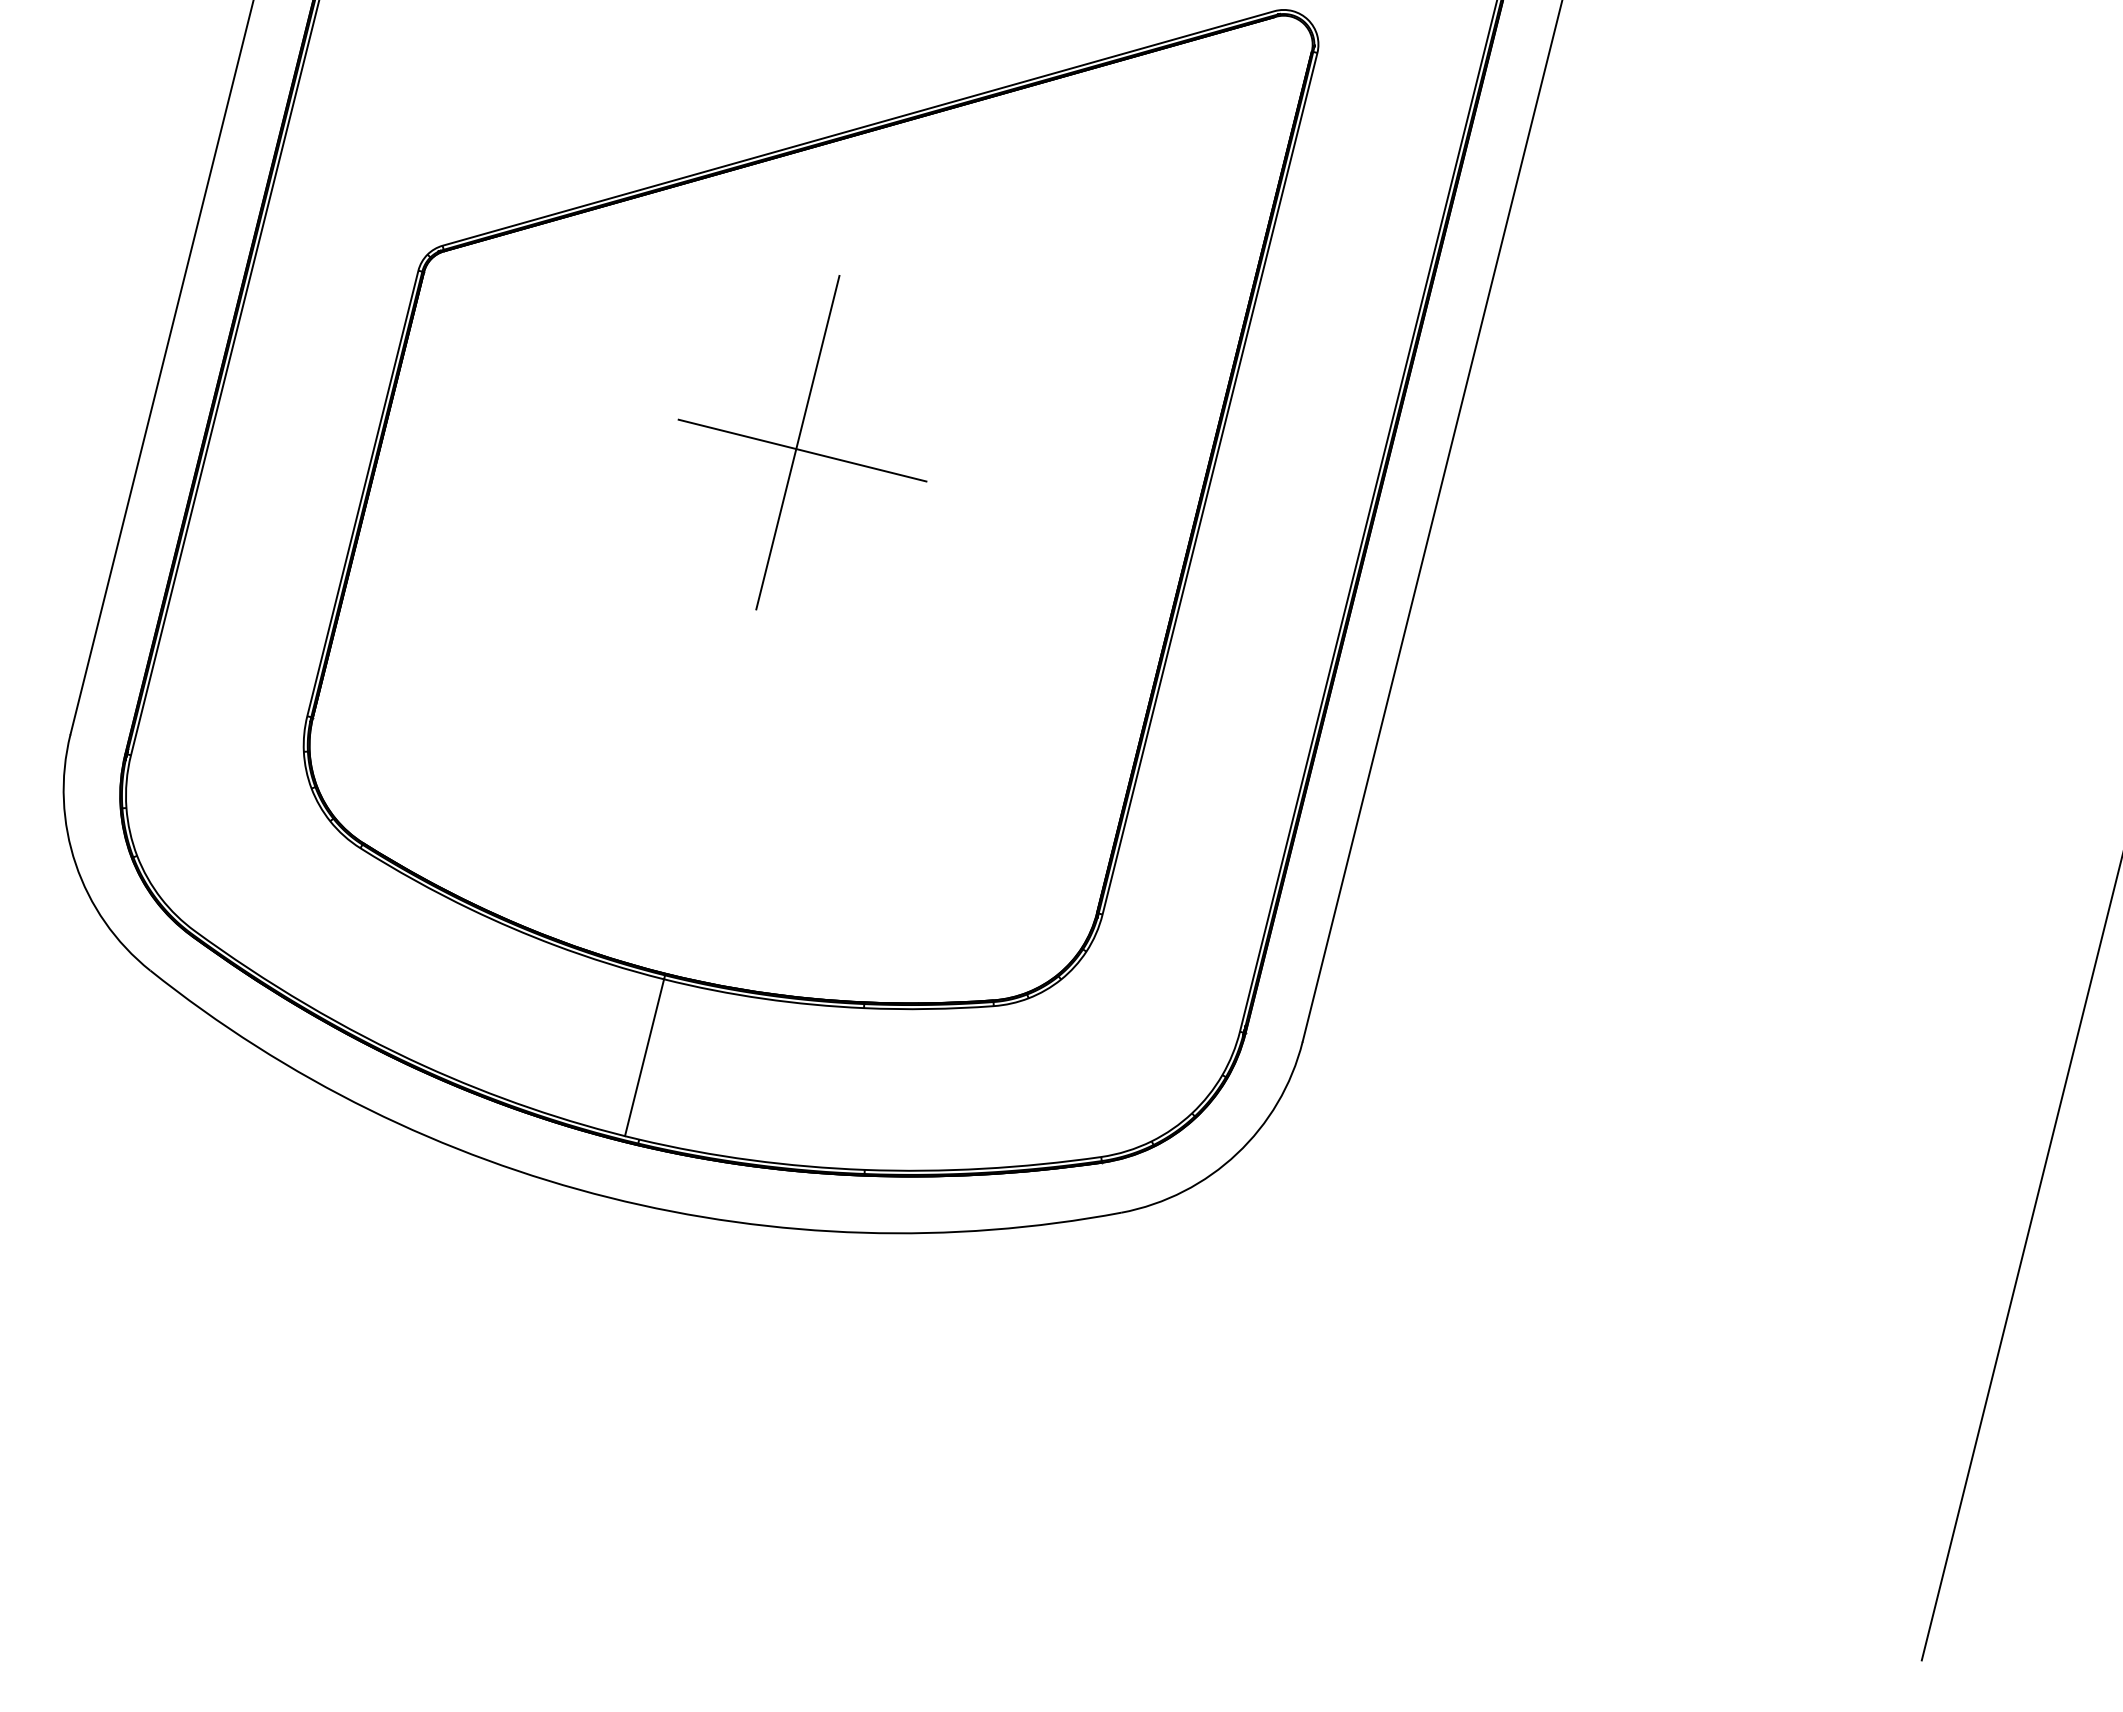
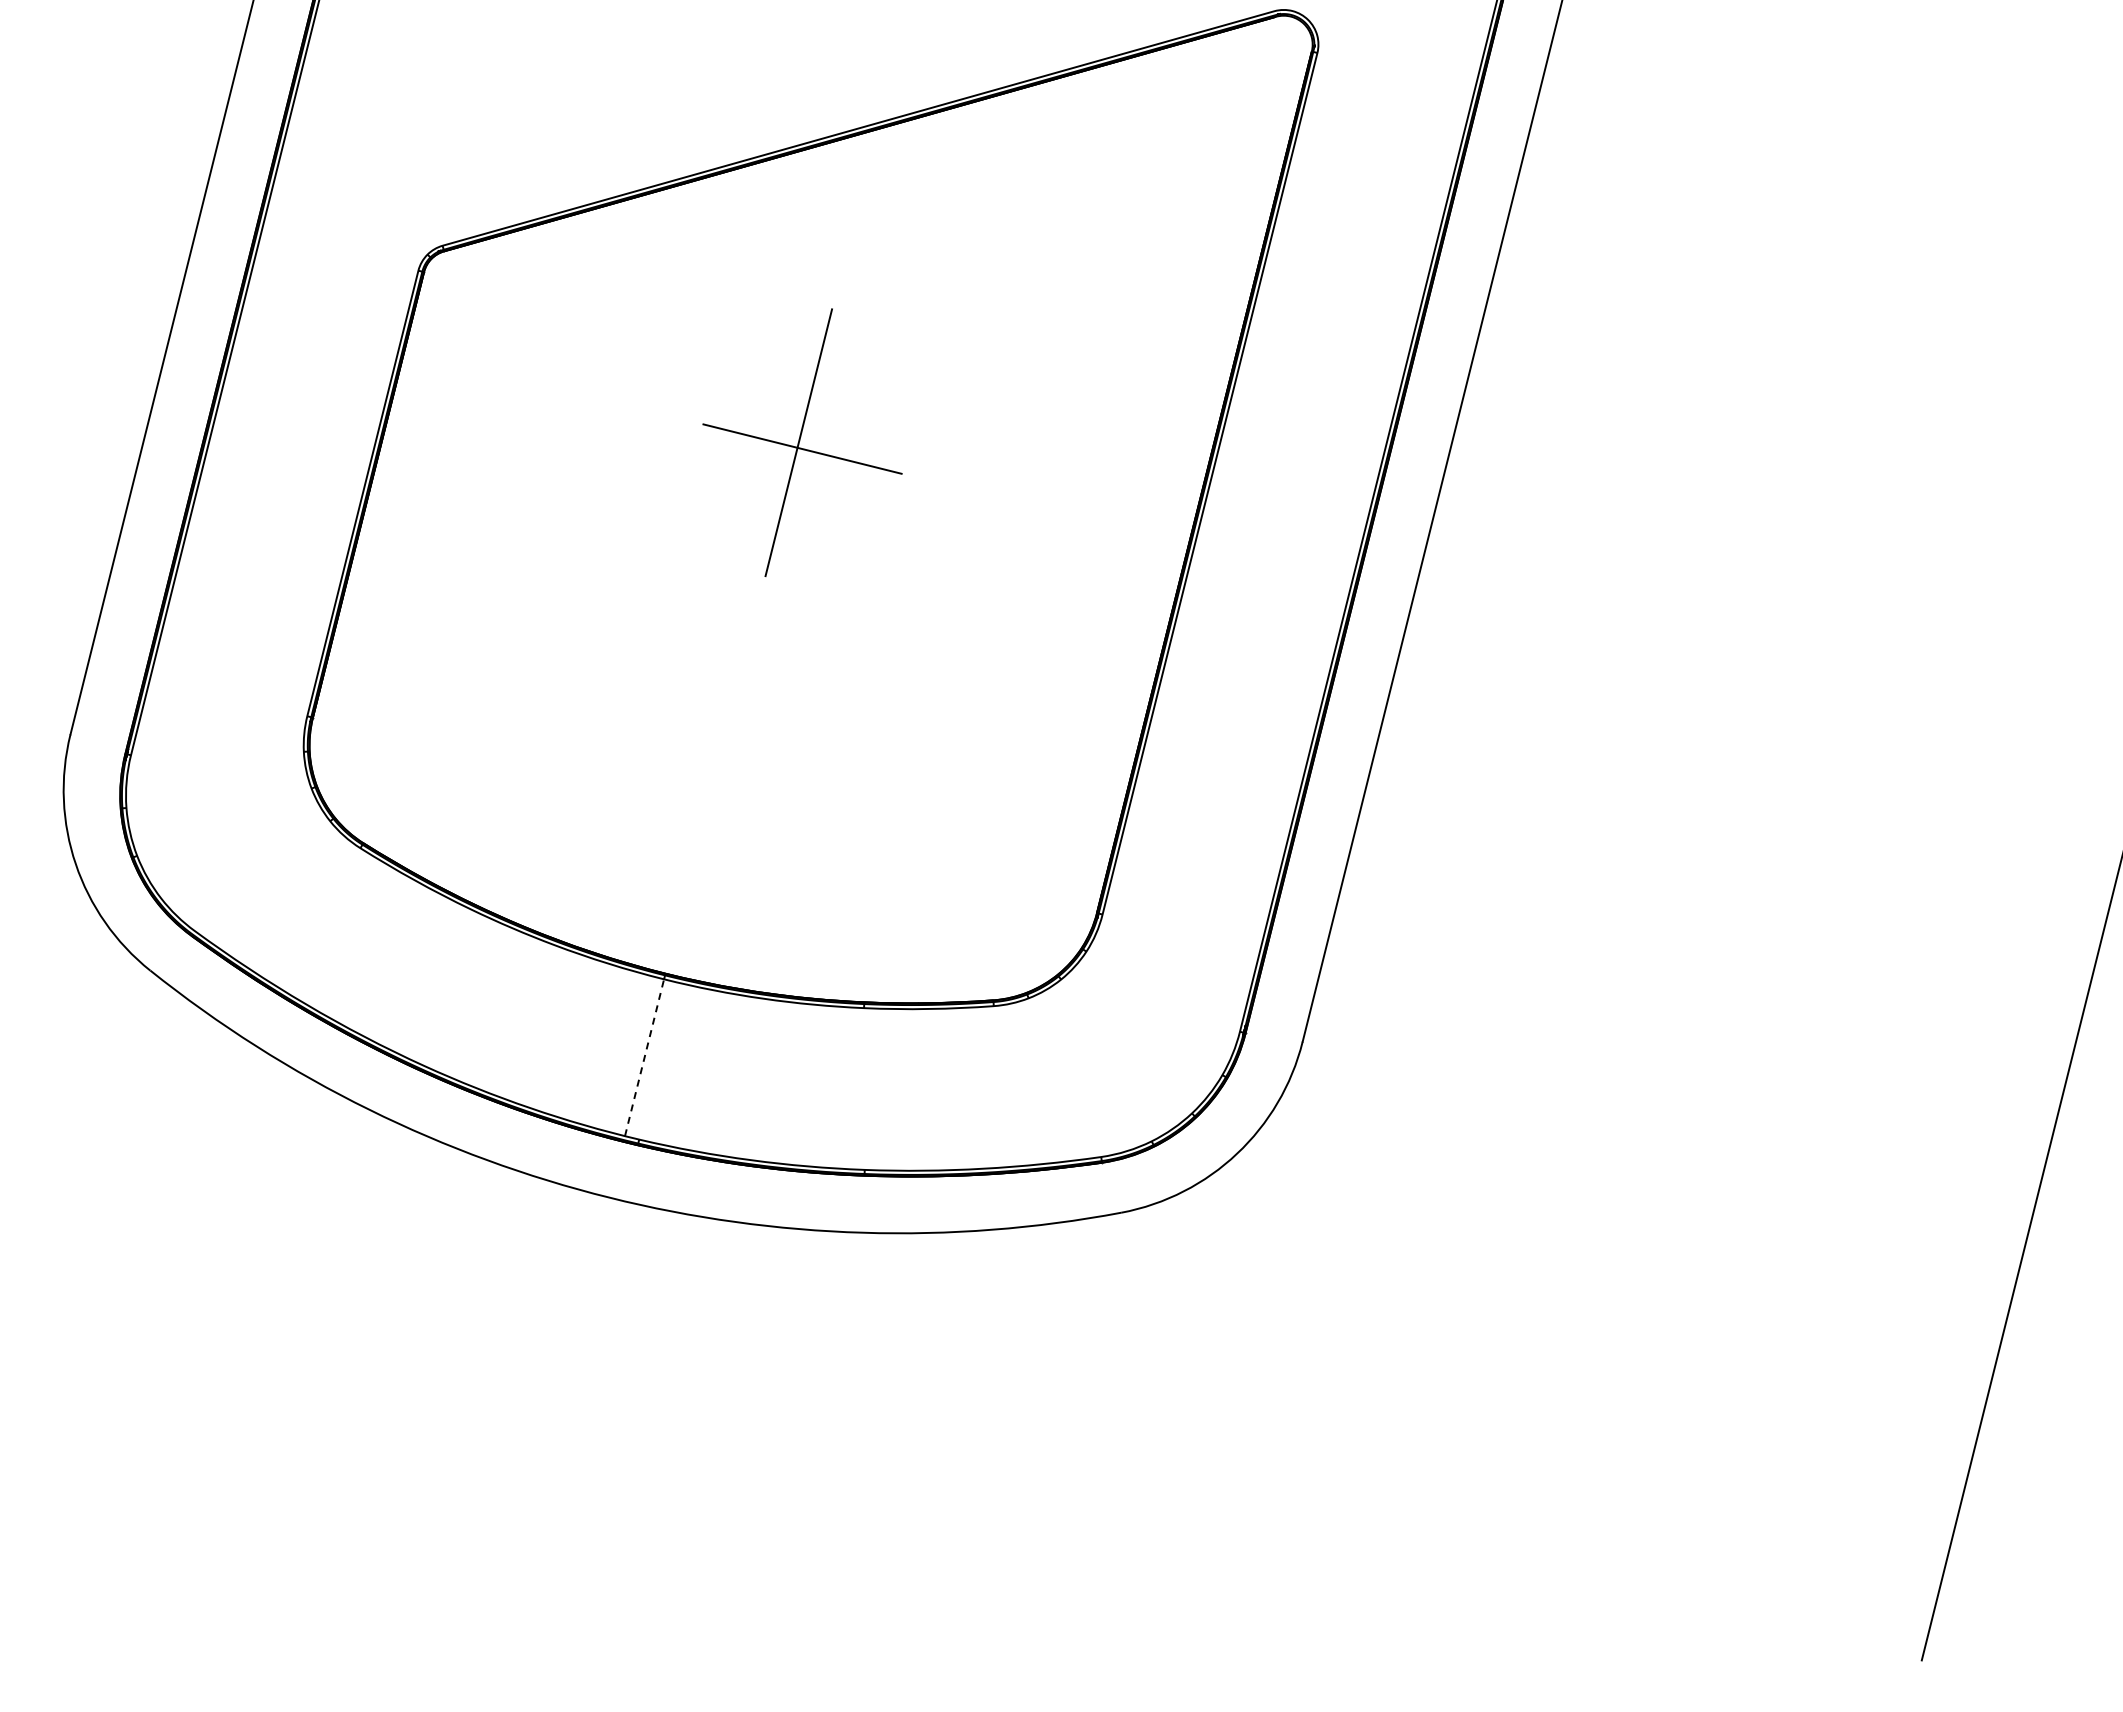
part size: 251x336 px -> 201x269 px (802, 442)
line: solid -> dashed (644, 1057)
